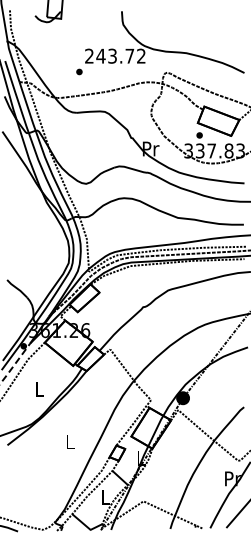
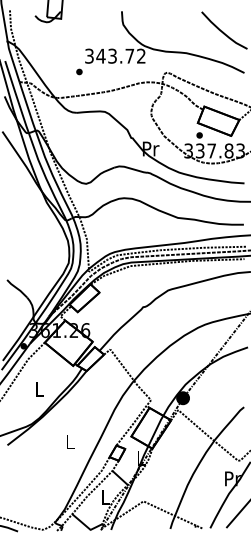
curve: none -> present (223, 31)
text: 243.72 -> 343.72 (89, 56)
line: dashed -> solid (15, 364)
